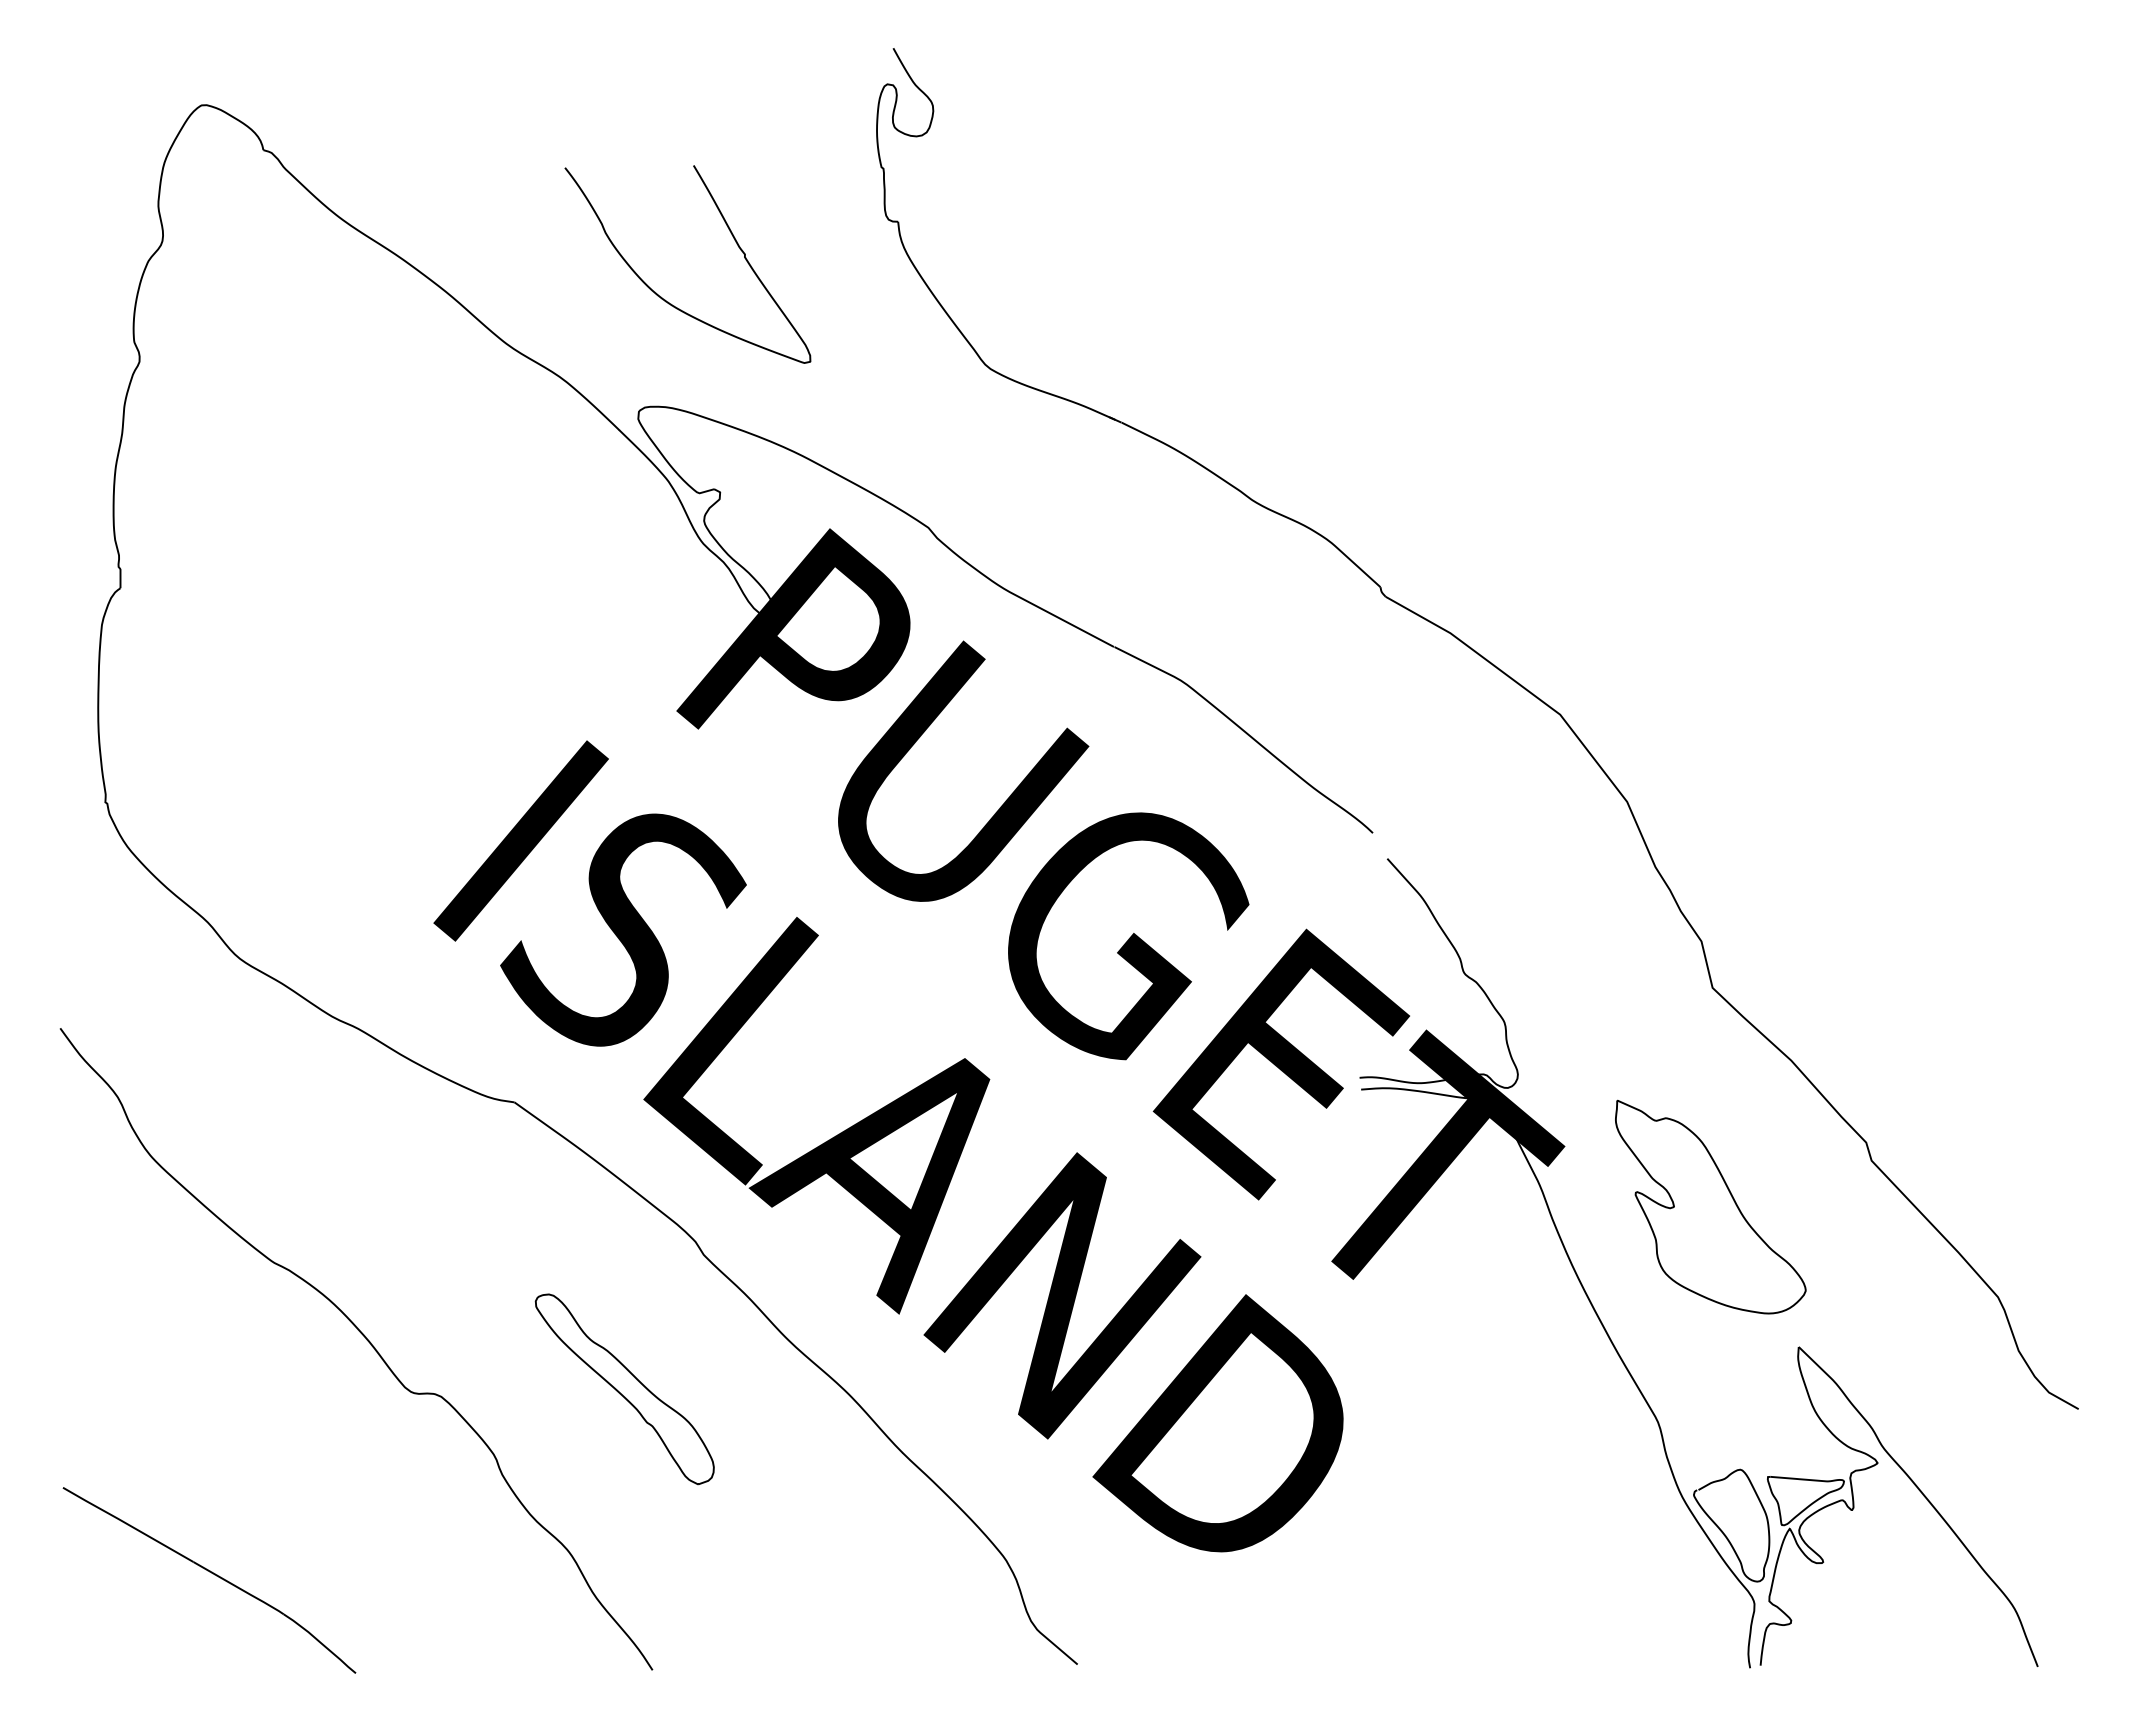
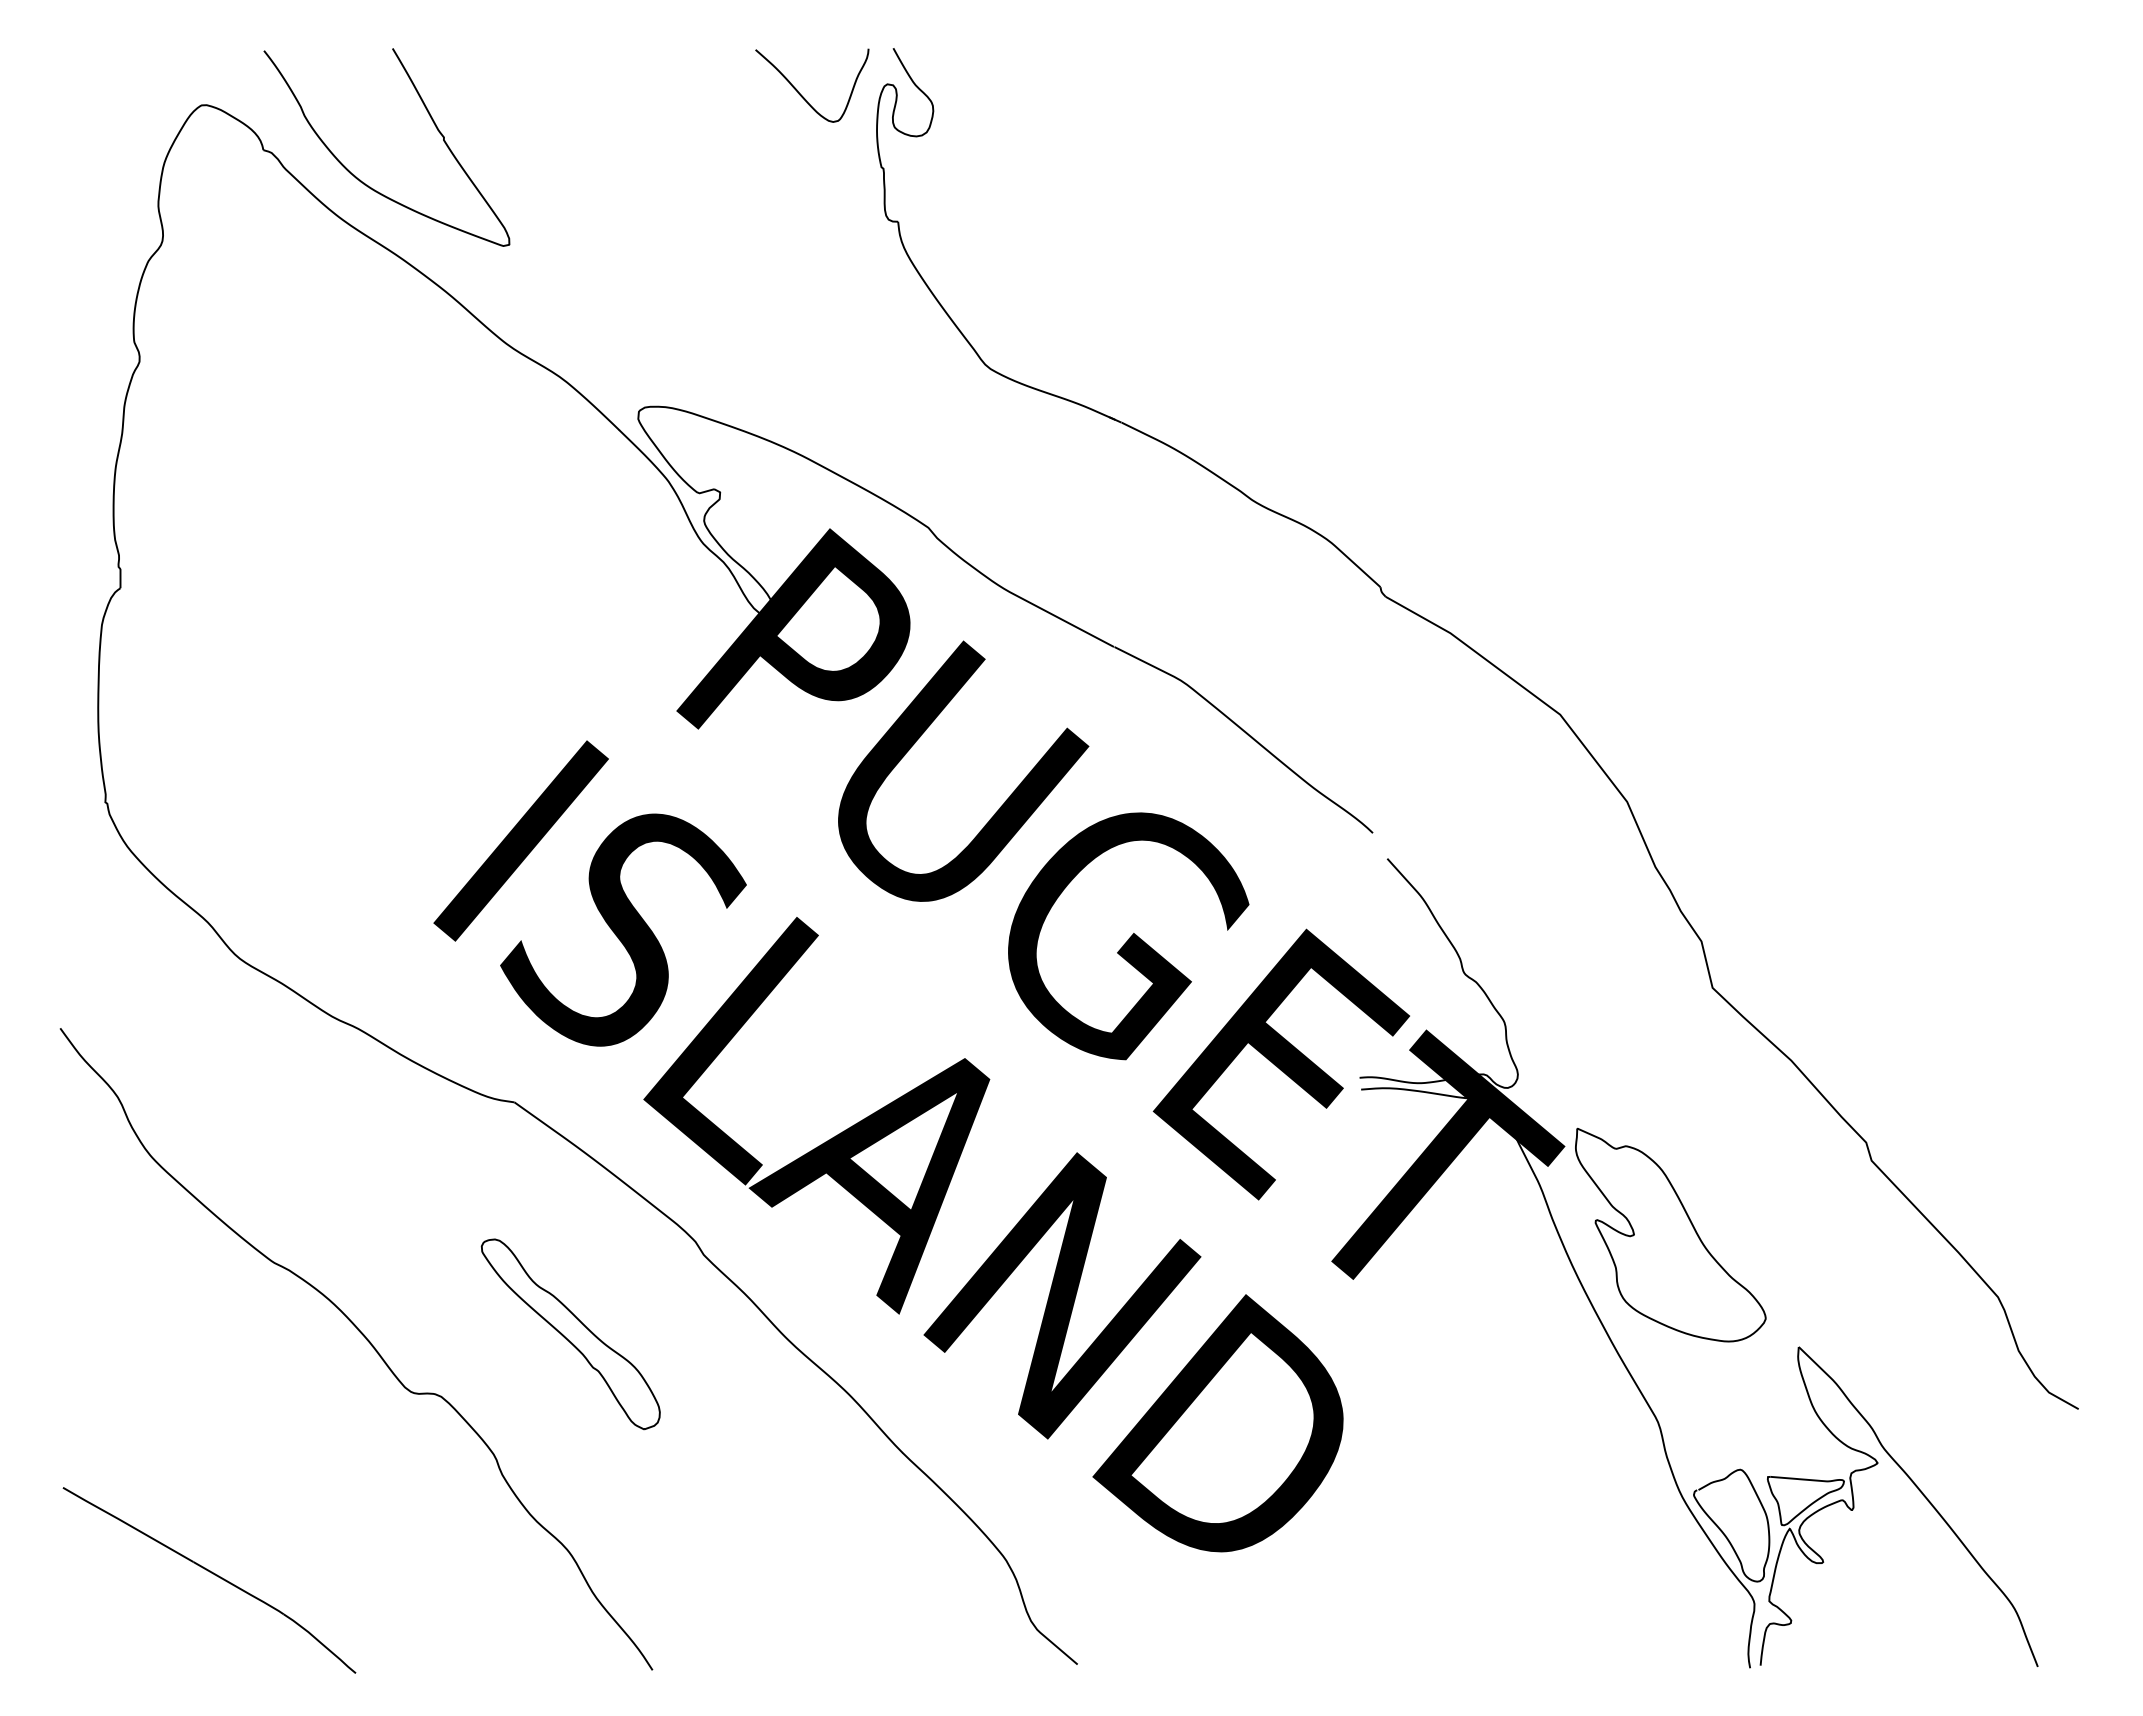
curve: none -> present (802, 95)
curve position: (661, 296) -> (360, 179) (360, 179)
curve position: (1730, 1195) -> (1690, 1223) (1690, 1223)
part position: (624, 1389) -> (570, 1334) (570, 1334)
